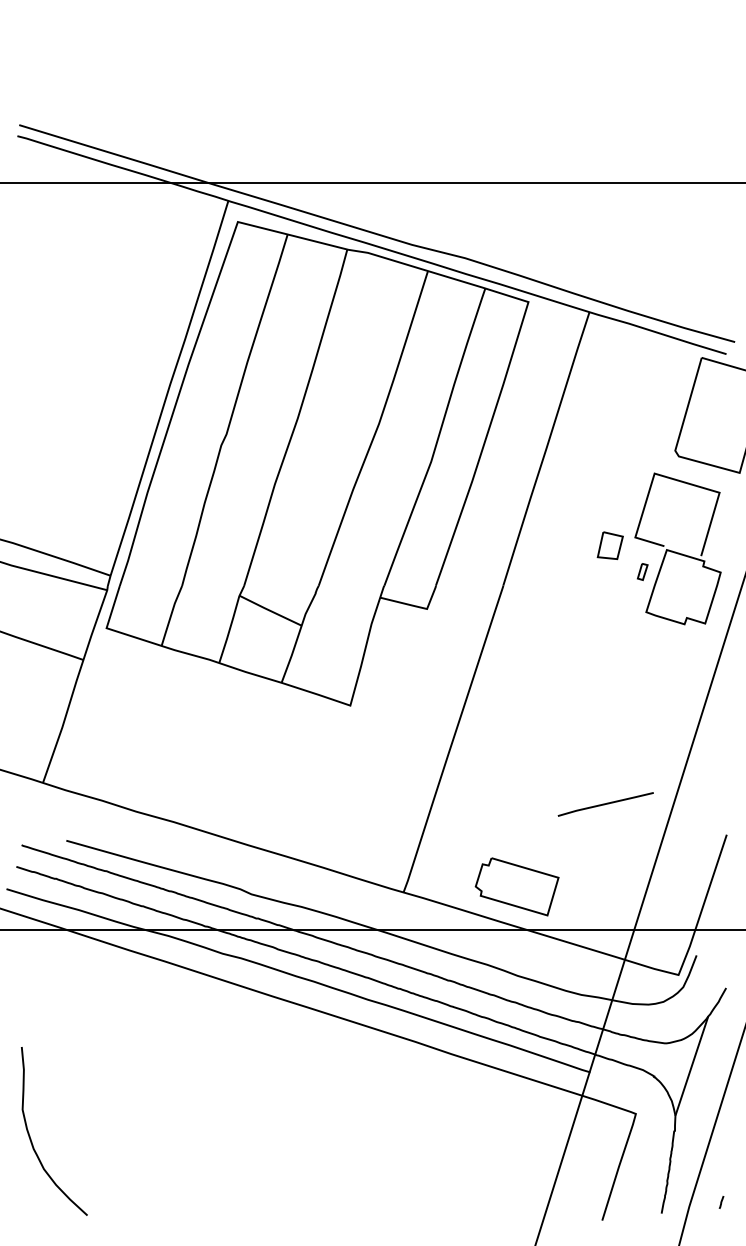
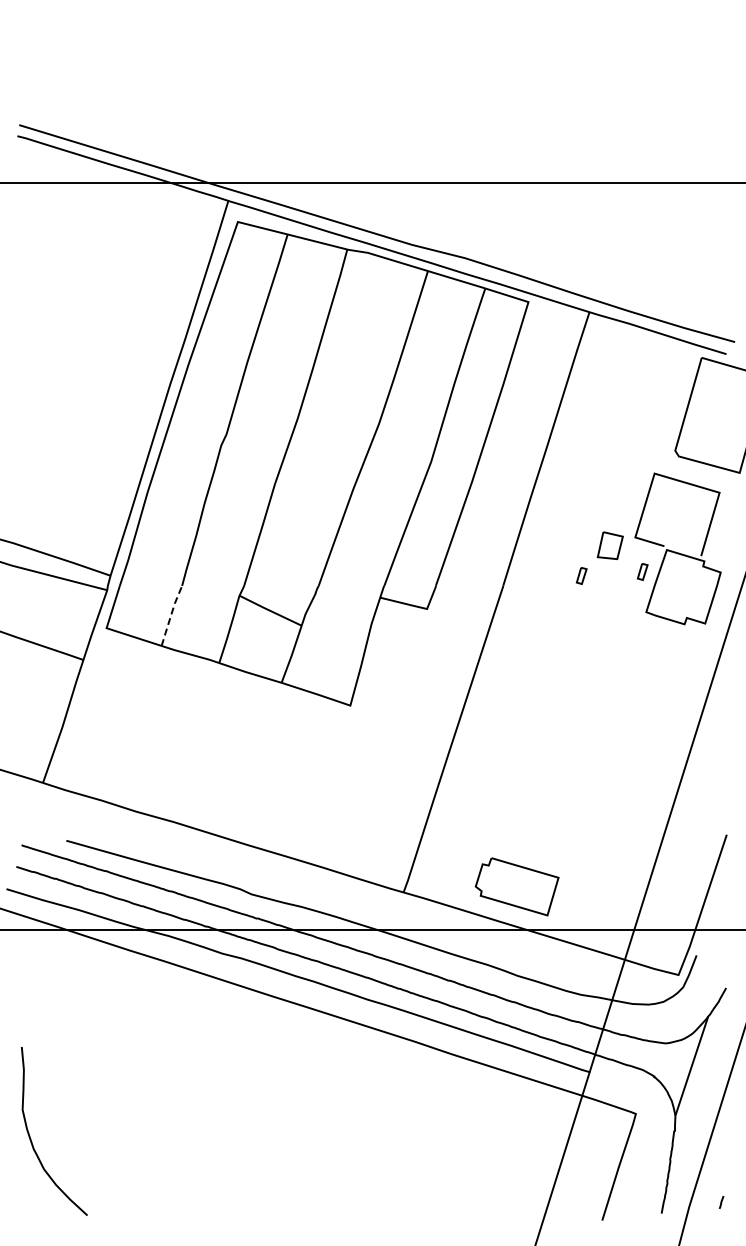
part: none -> present (581, 575)
line: solid -> dashed (170, 615)
line: present -> none (605, 804)
